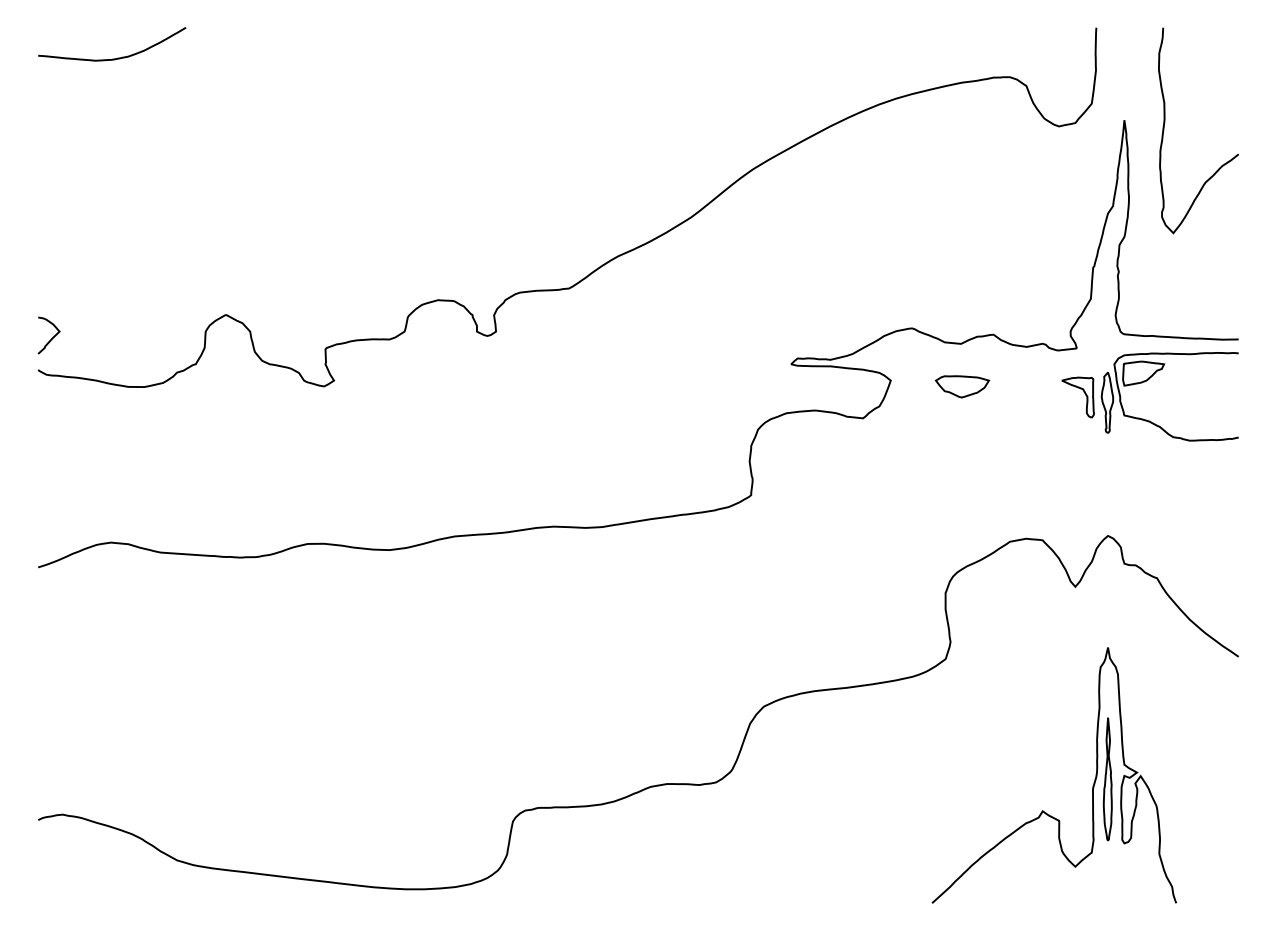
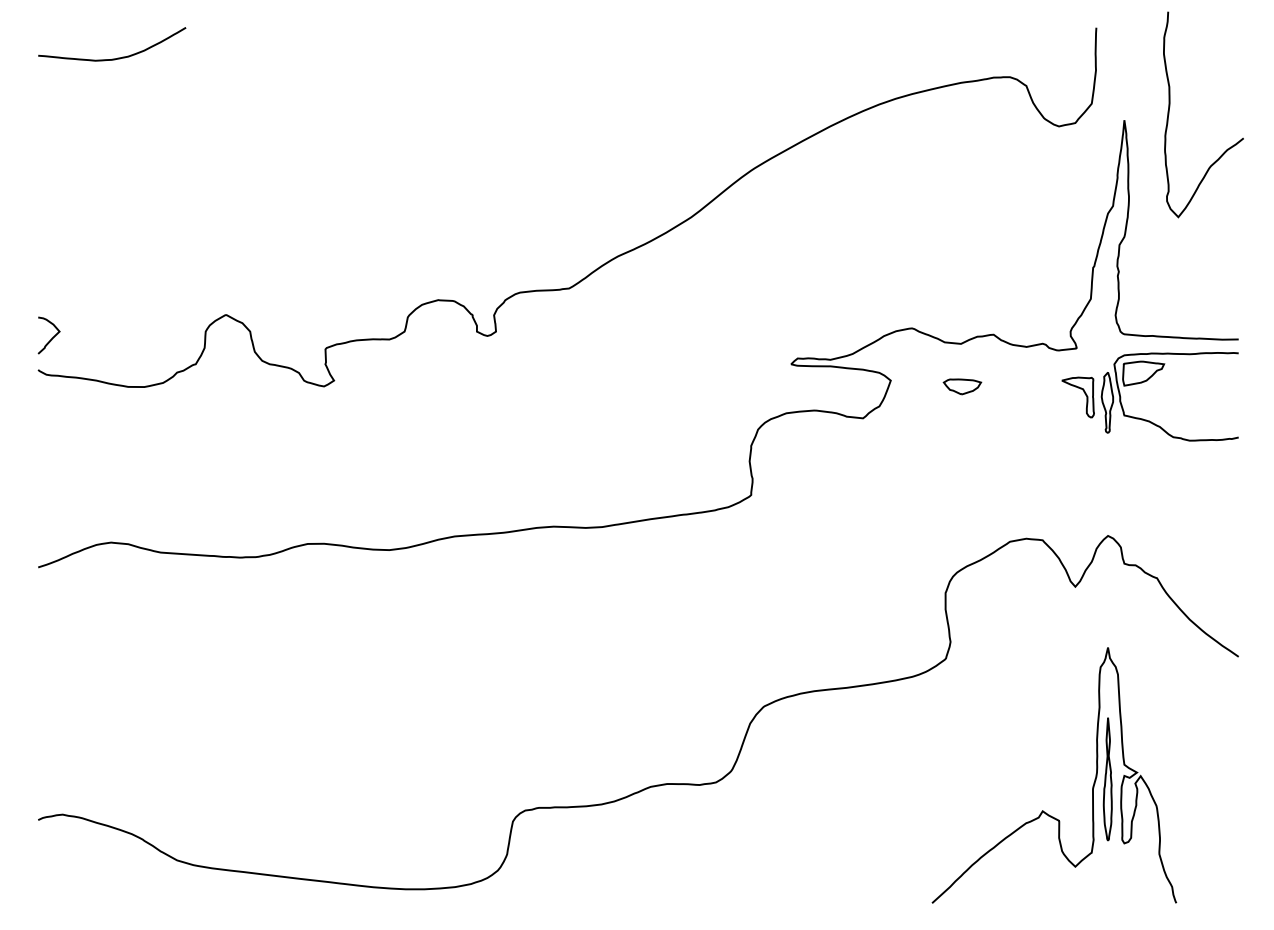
curve position: (1165, 123) -> (1170, 107) (1170, 107)
part size: 57x24 px -> 41x18 px (962, 386)
